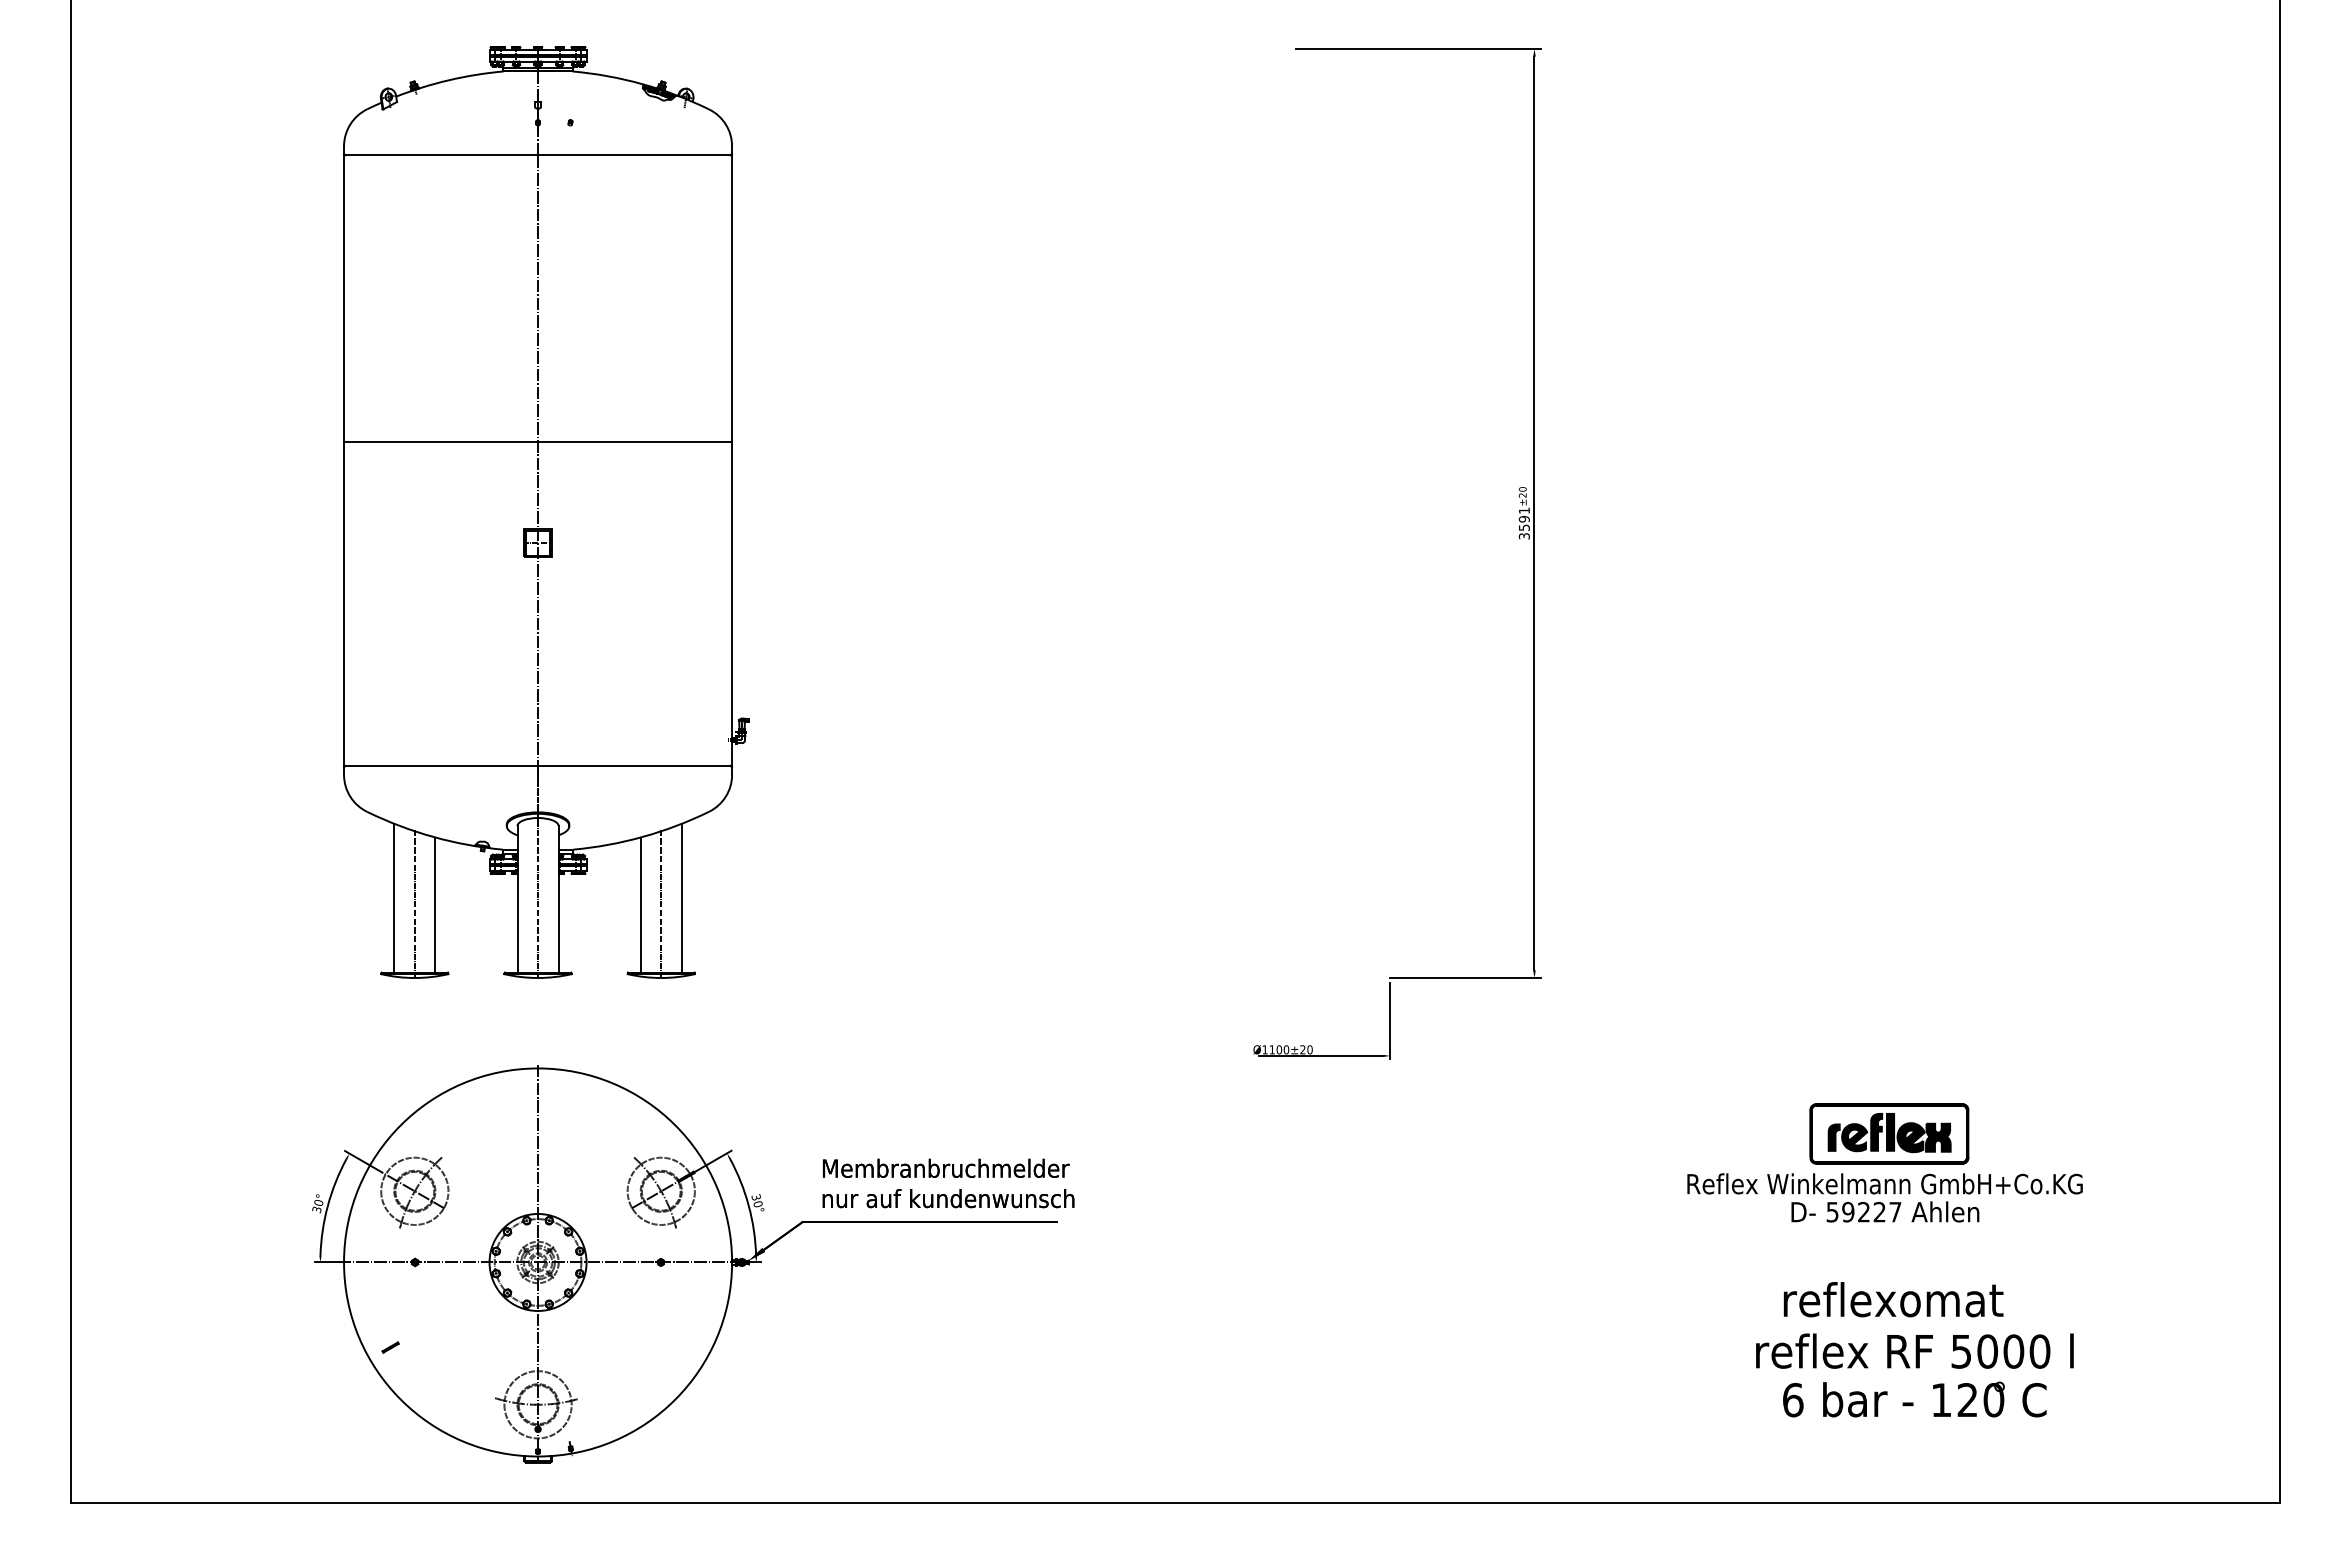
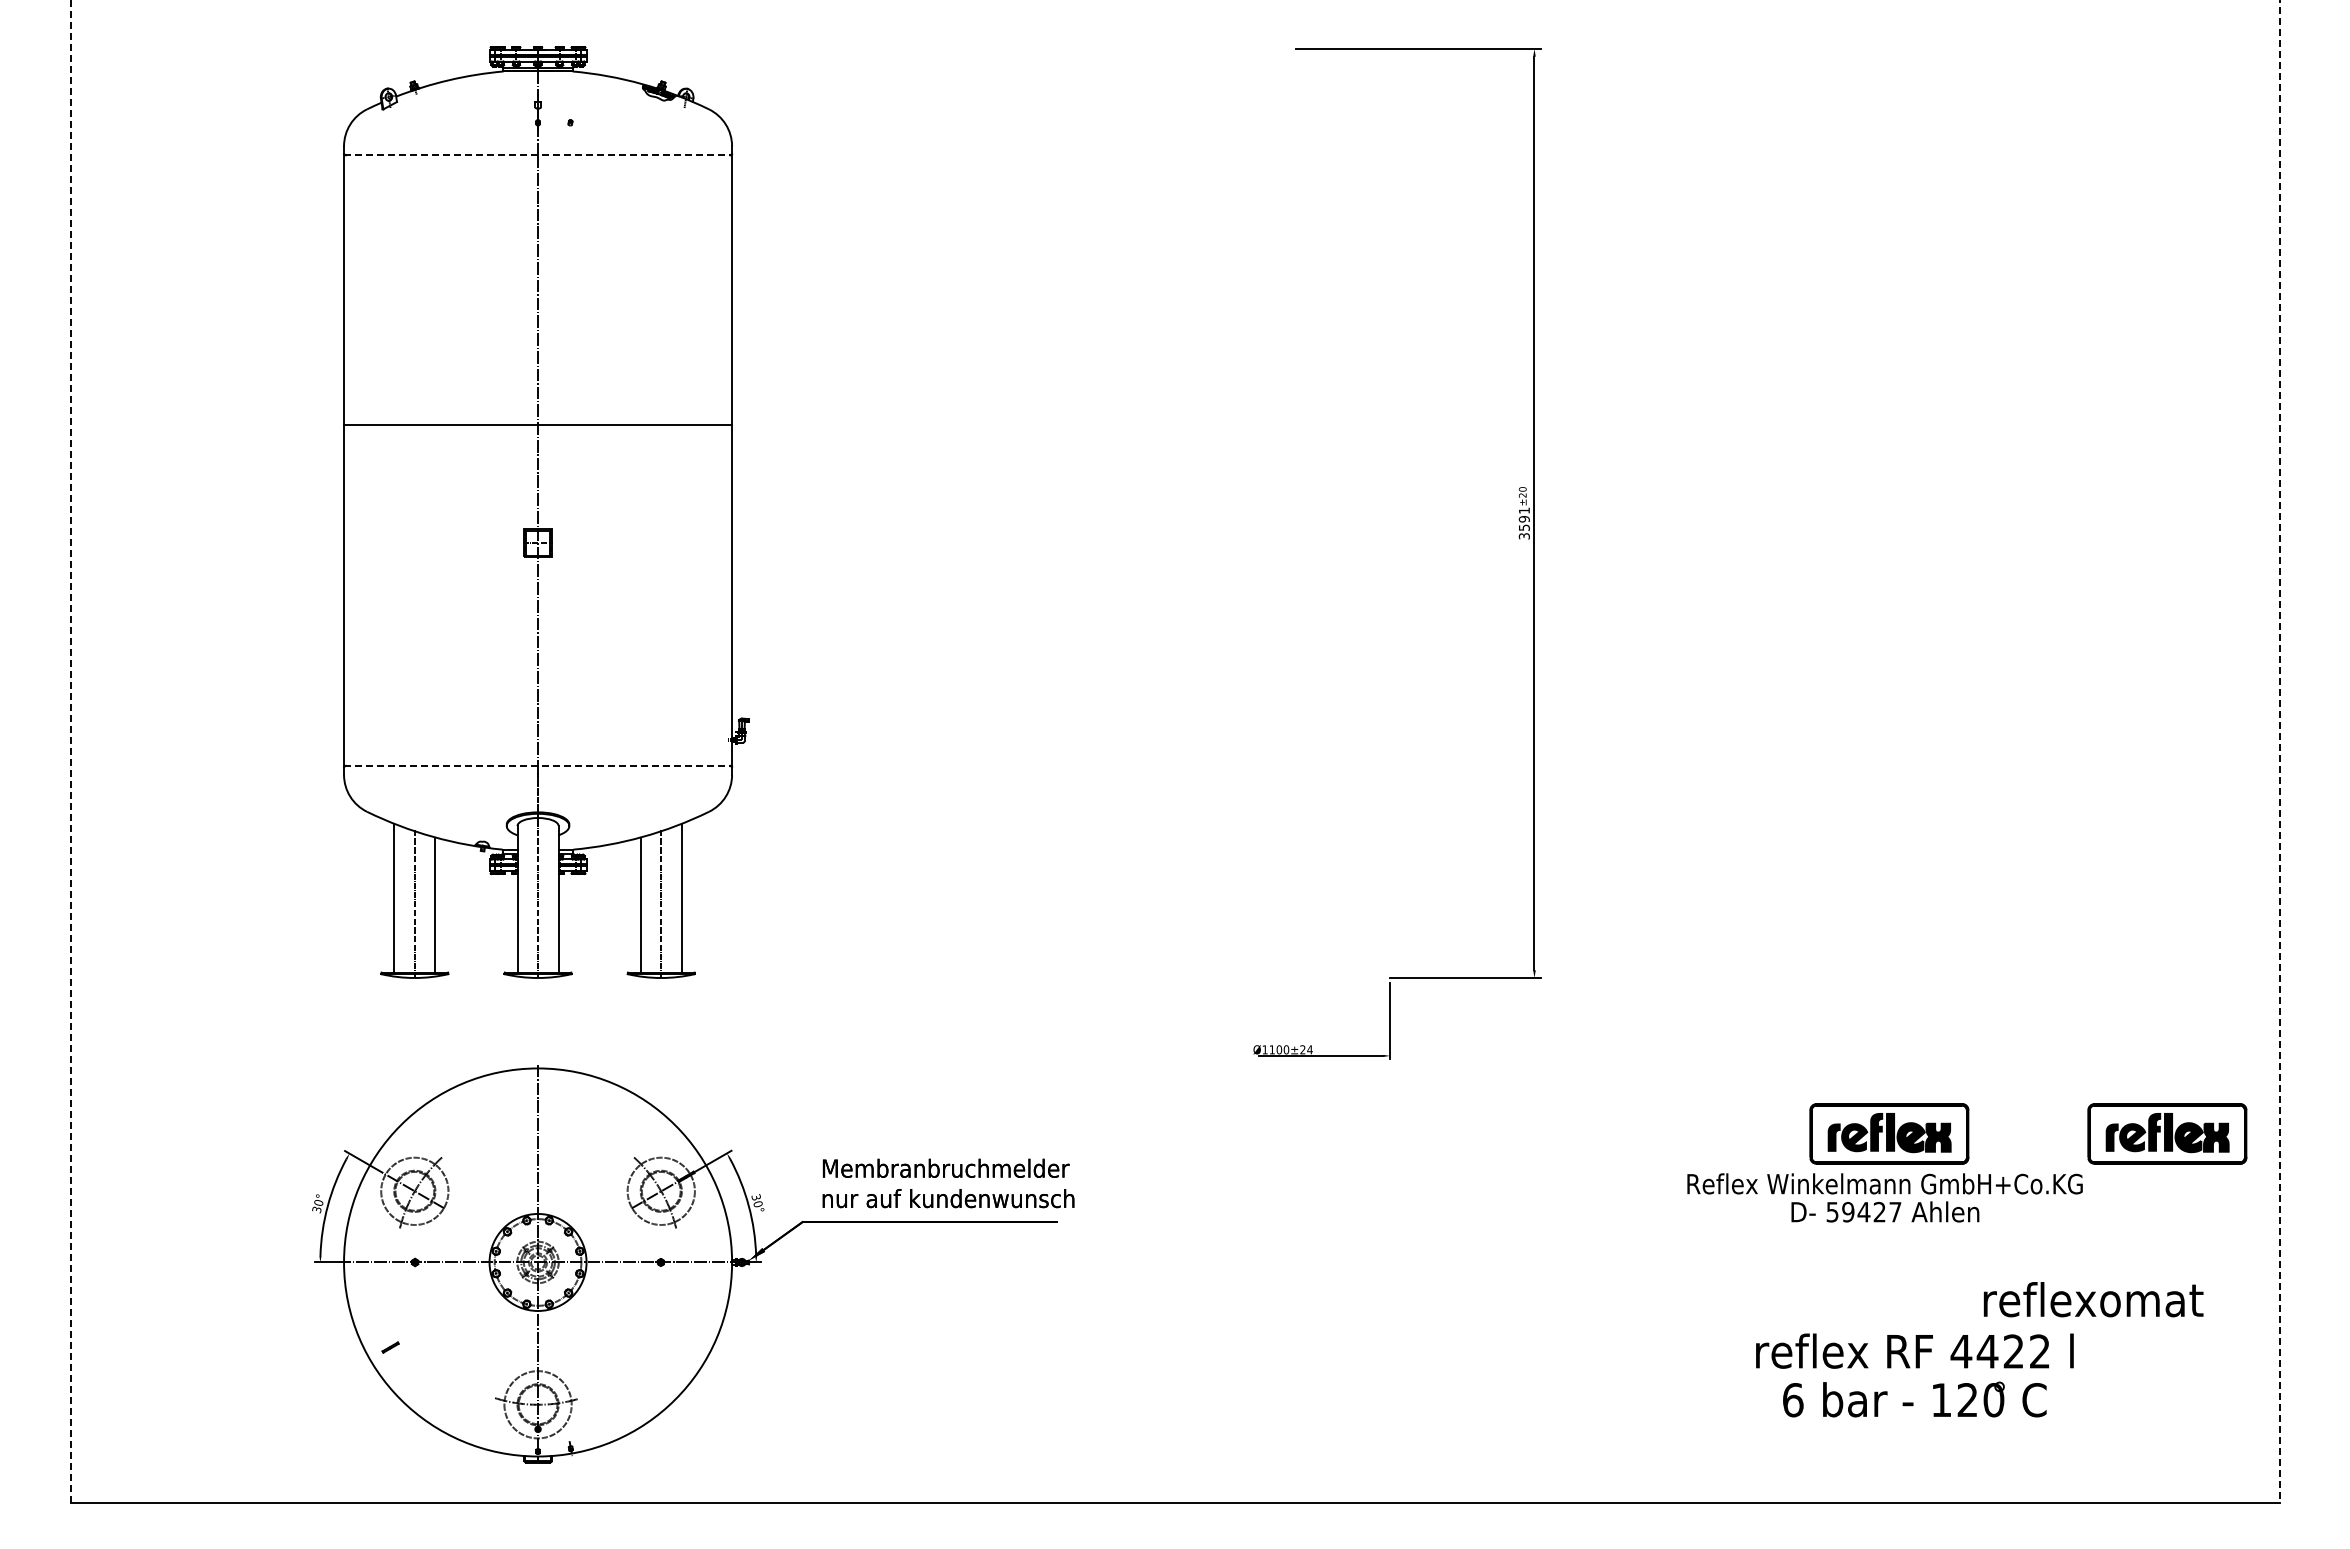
line: solid -> dashed (538, 155)
line position: (538, 442) -> (538, 425) (538, 425)
line: solid -> dashed (70, 751)
line: solid -> dashed (2279, 751)
line: solid -> dashed (538, 765)
text: ±20 -> ±24 (1309, 1049)
part: none -> present (2167, 1133)
text: 59227 -> 59427 (1863, 1211)
text position: (1893, 1299) -> (2093, 1299) (2093, 1299)
text: 5000 -> 4422 (2000, 1351)
